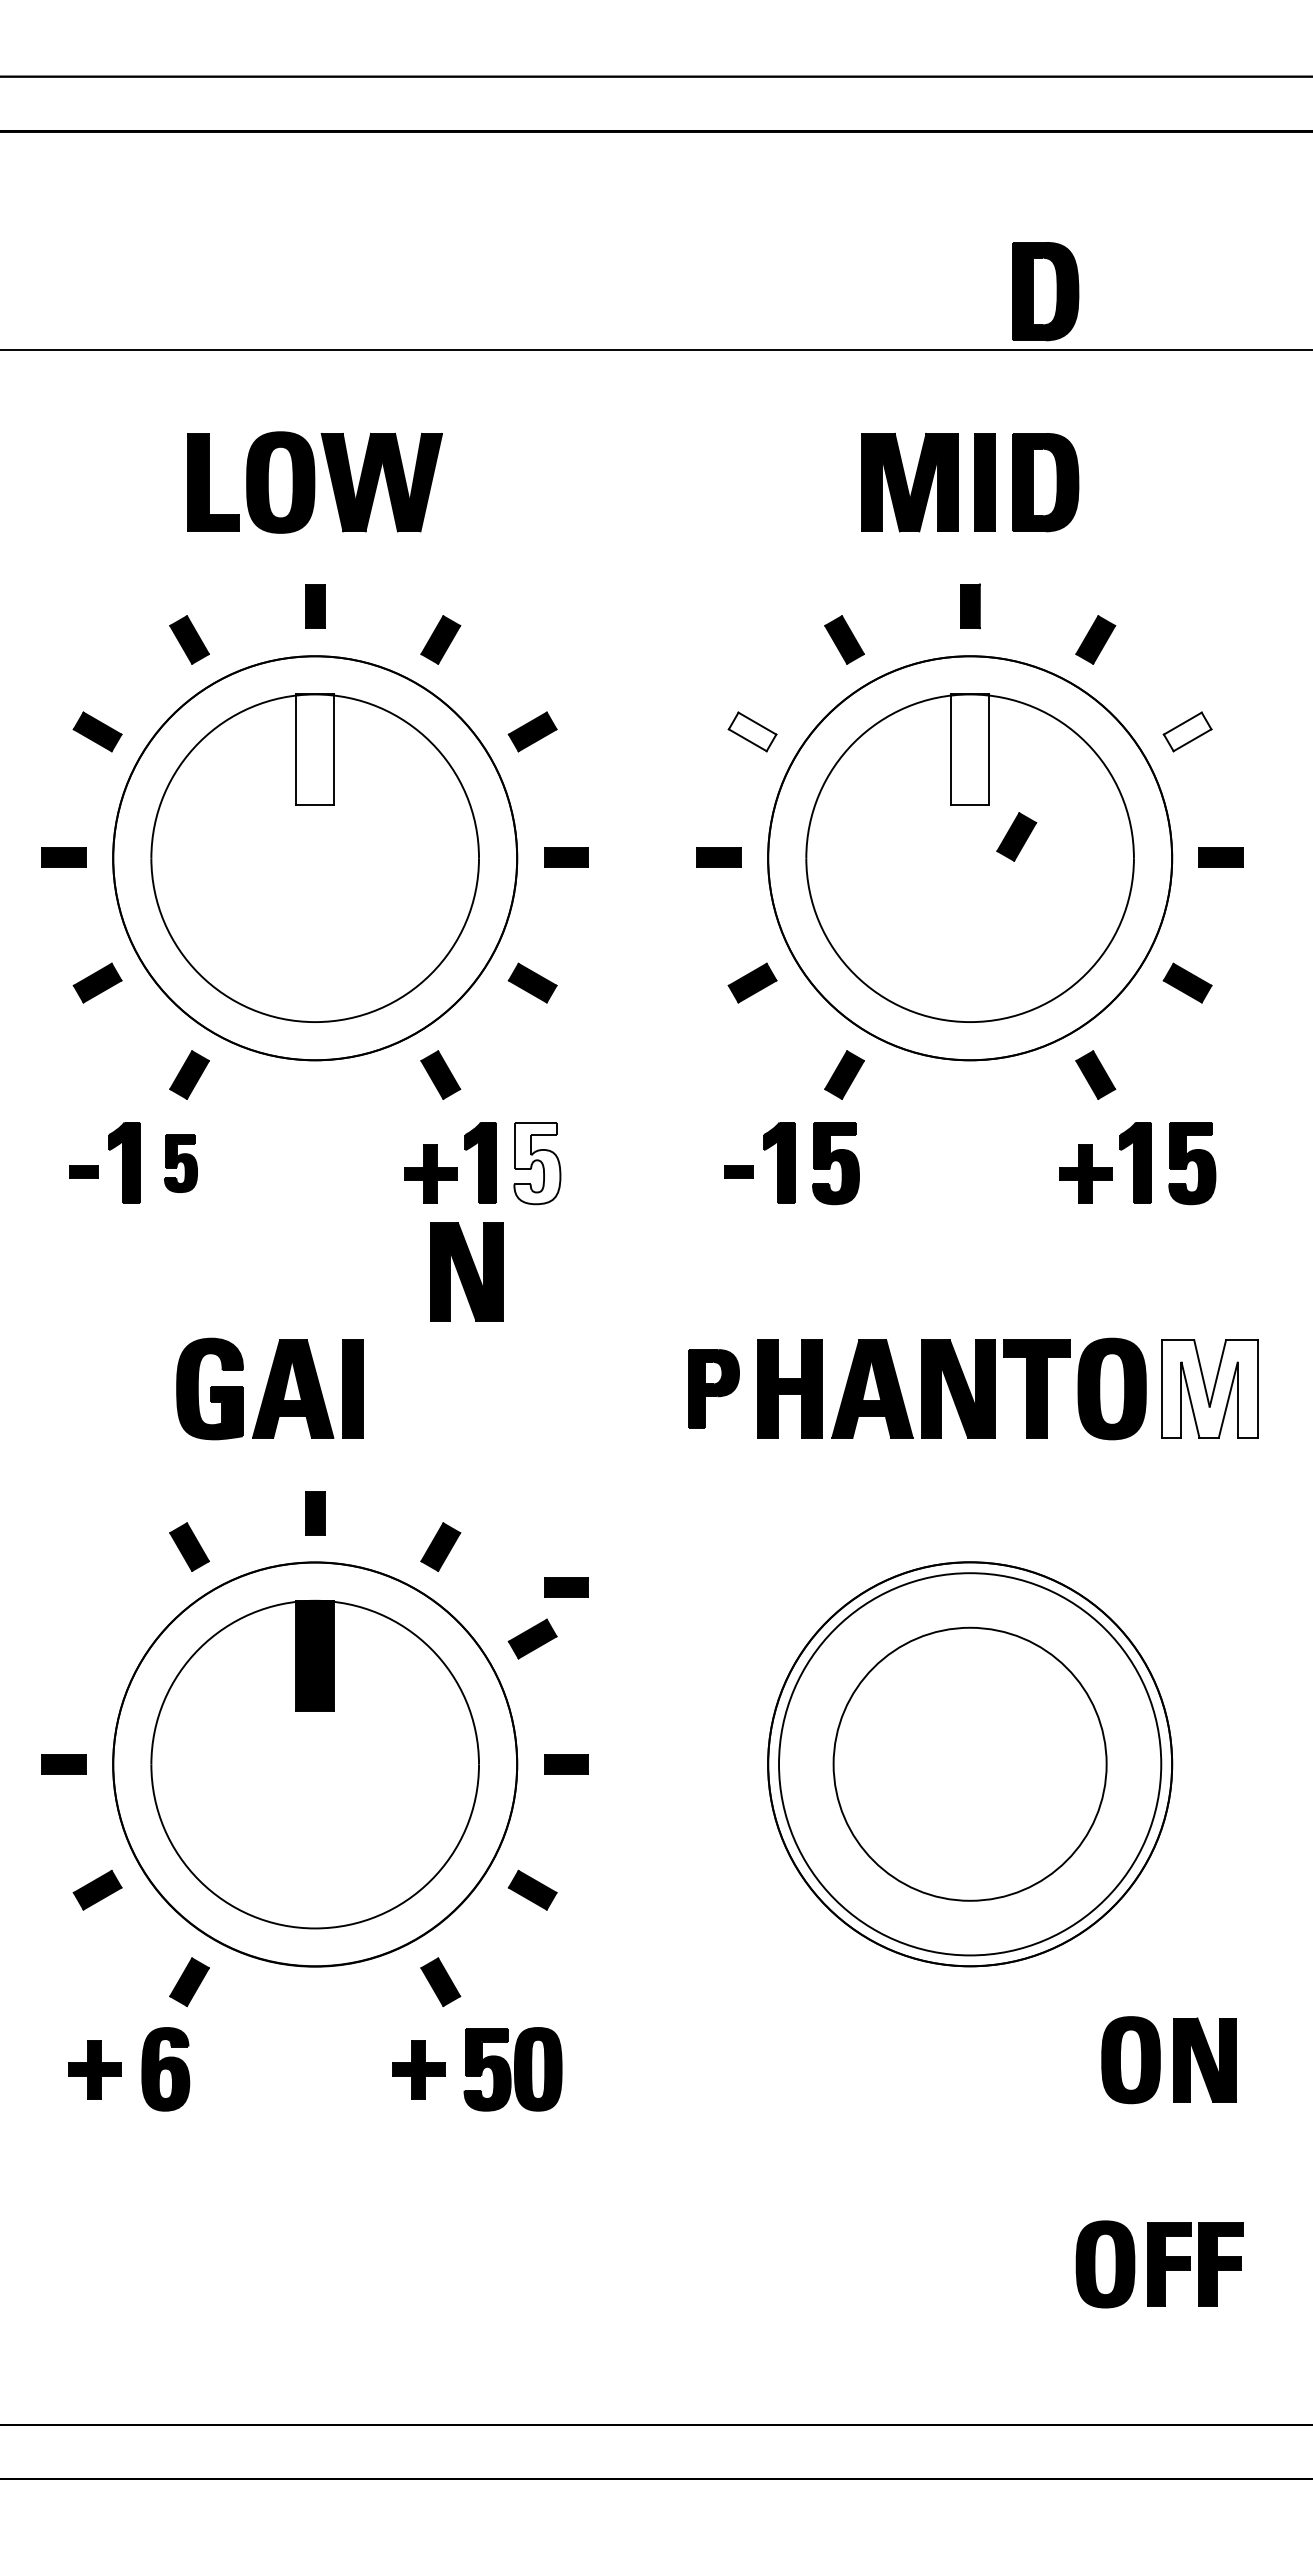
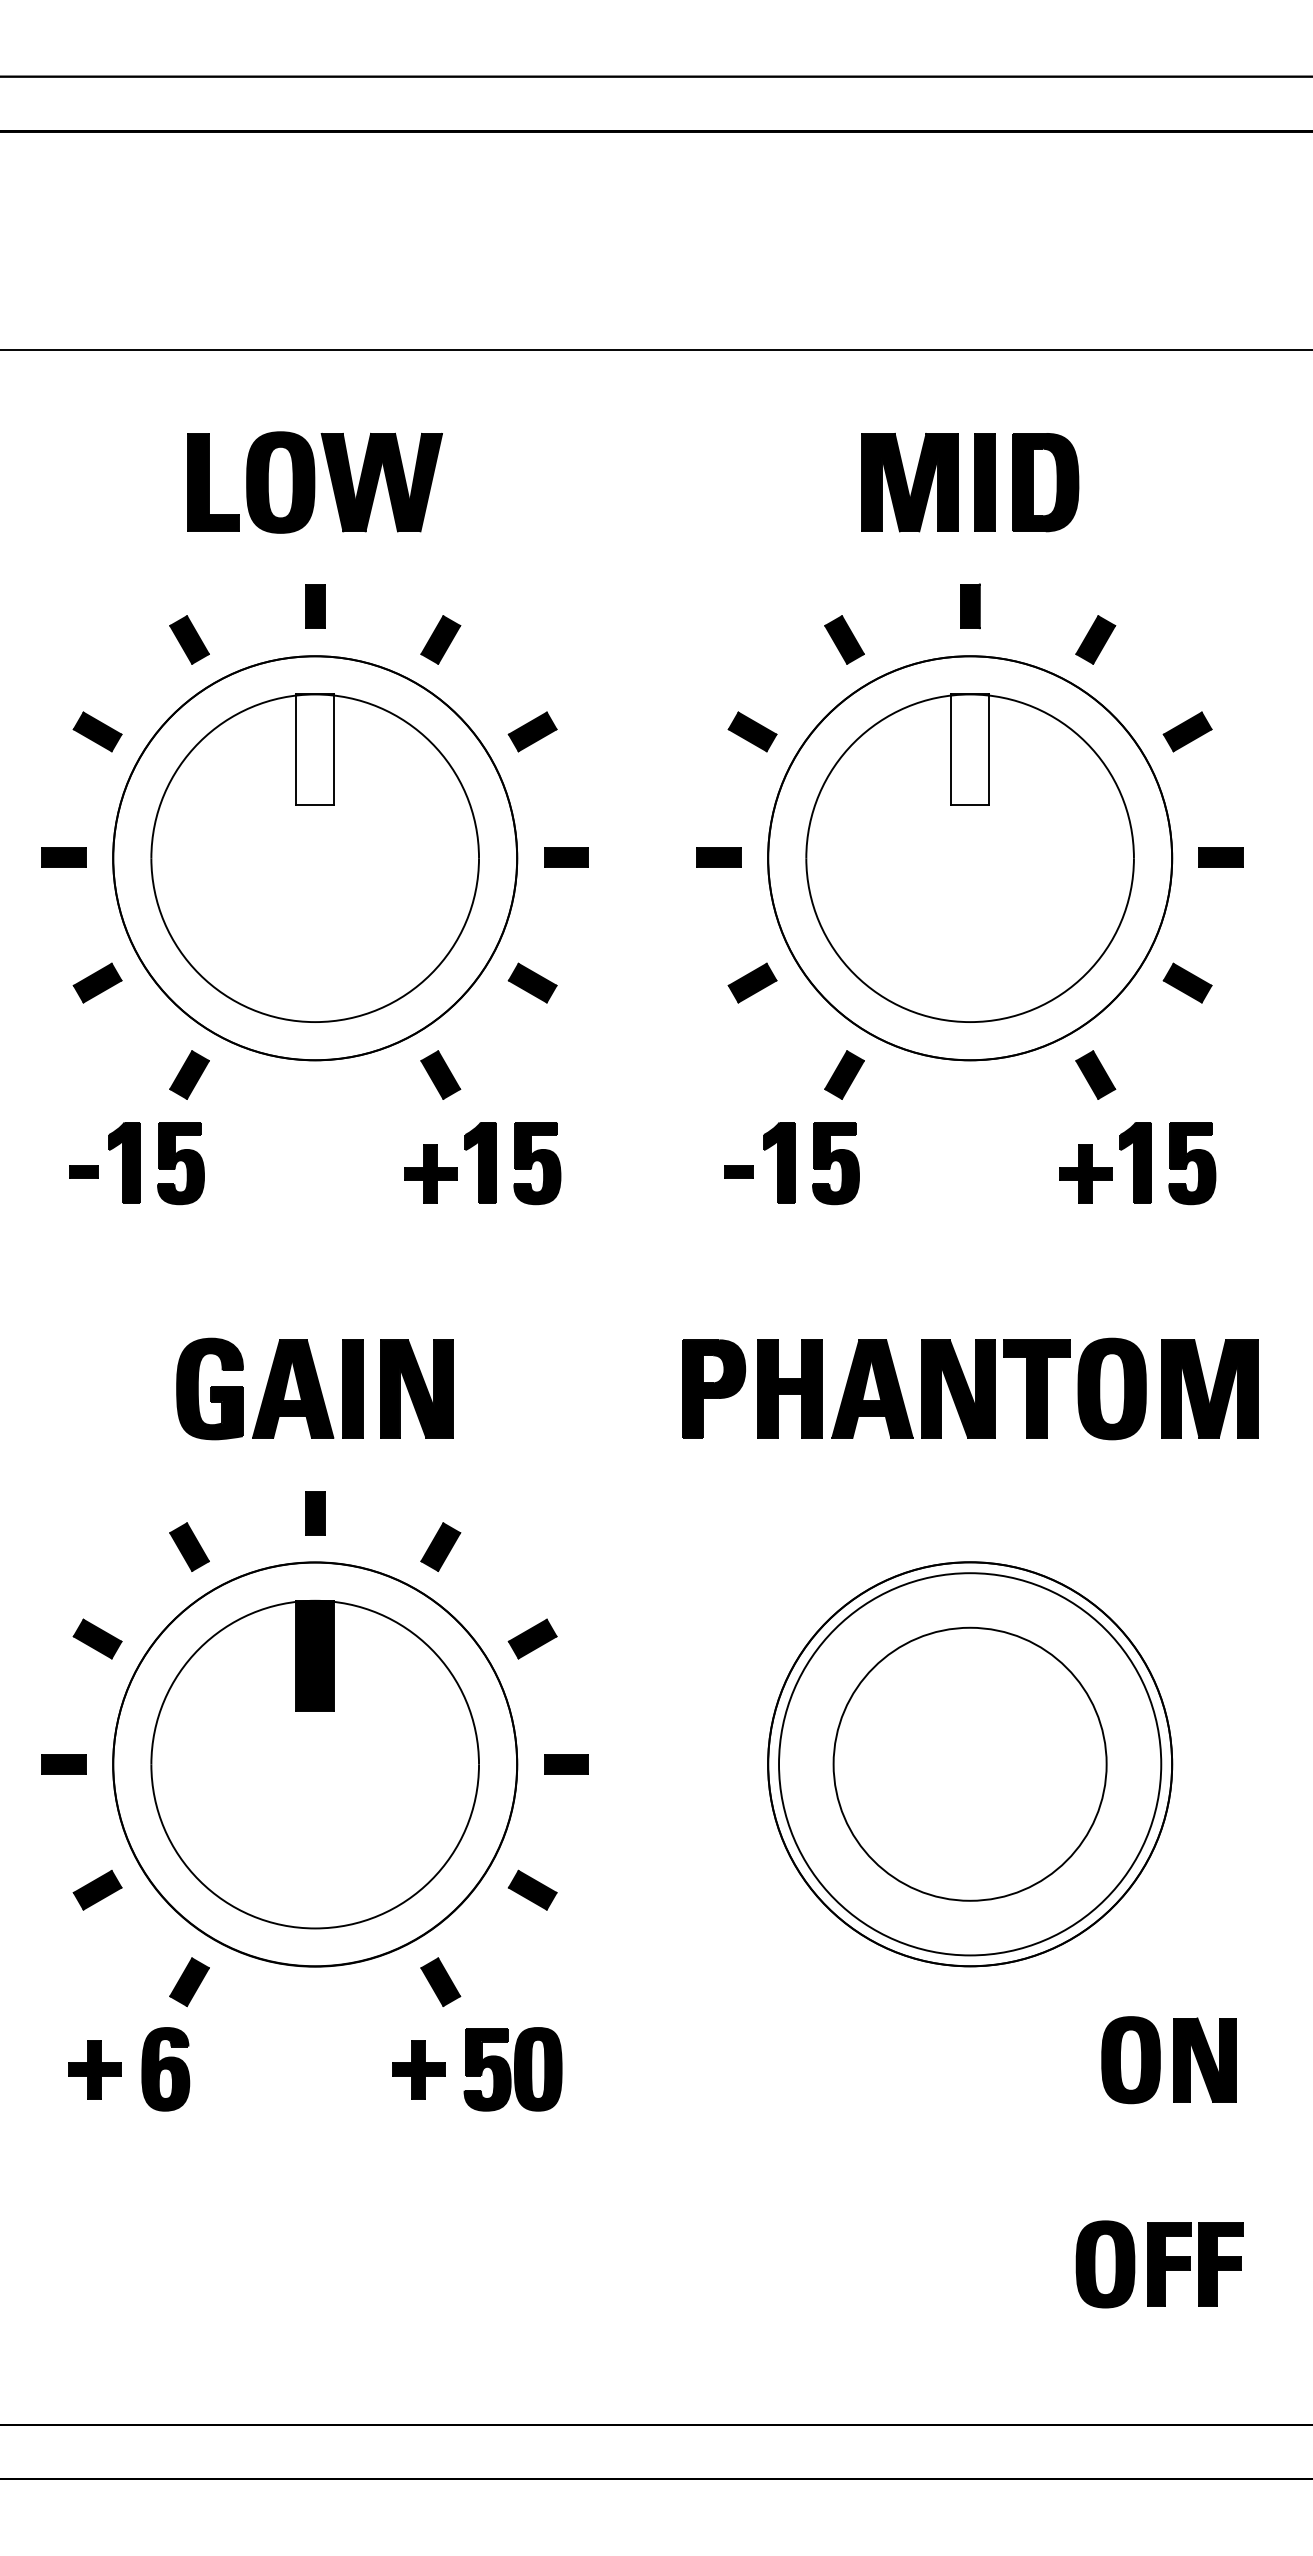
part: present -> none (1045, 291)
fill: none -> present (752, 731)
fill: none -> present (1187, 731)
part: present -> none (1016, 836)
part size: 34x59 px -> 48x84 px (180, 1163)
fill: none -> present (537, 1163)
part position: (466, 1271) -> (416, 1388) (416, 1388)
part size: 52x80 px -> 65x100 px (714, 1388)
fill: none -> present (1209, 1388)
part: present -> none (566, 1587)
part: none -> present (97, 1638)
